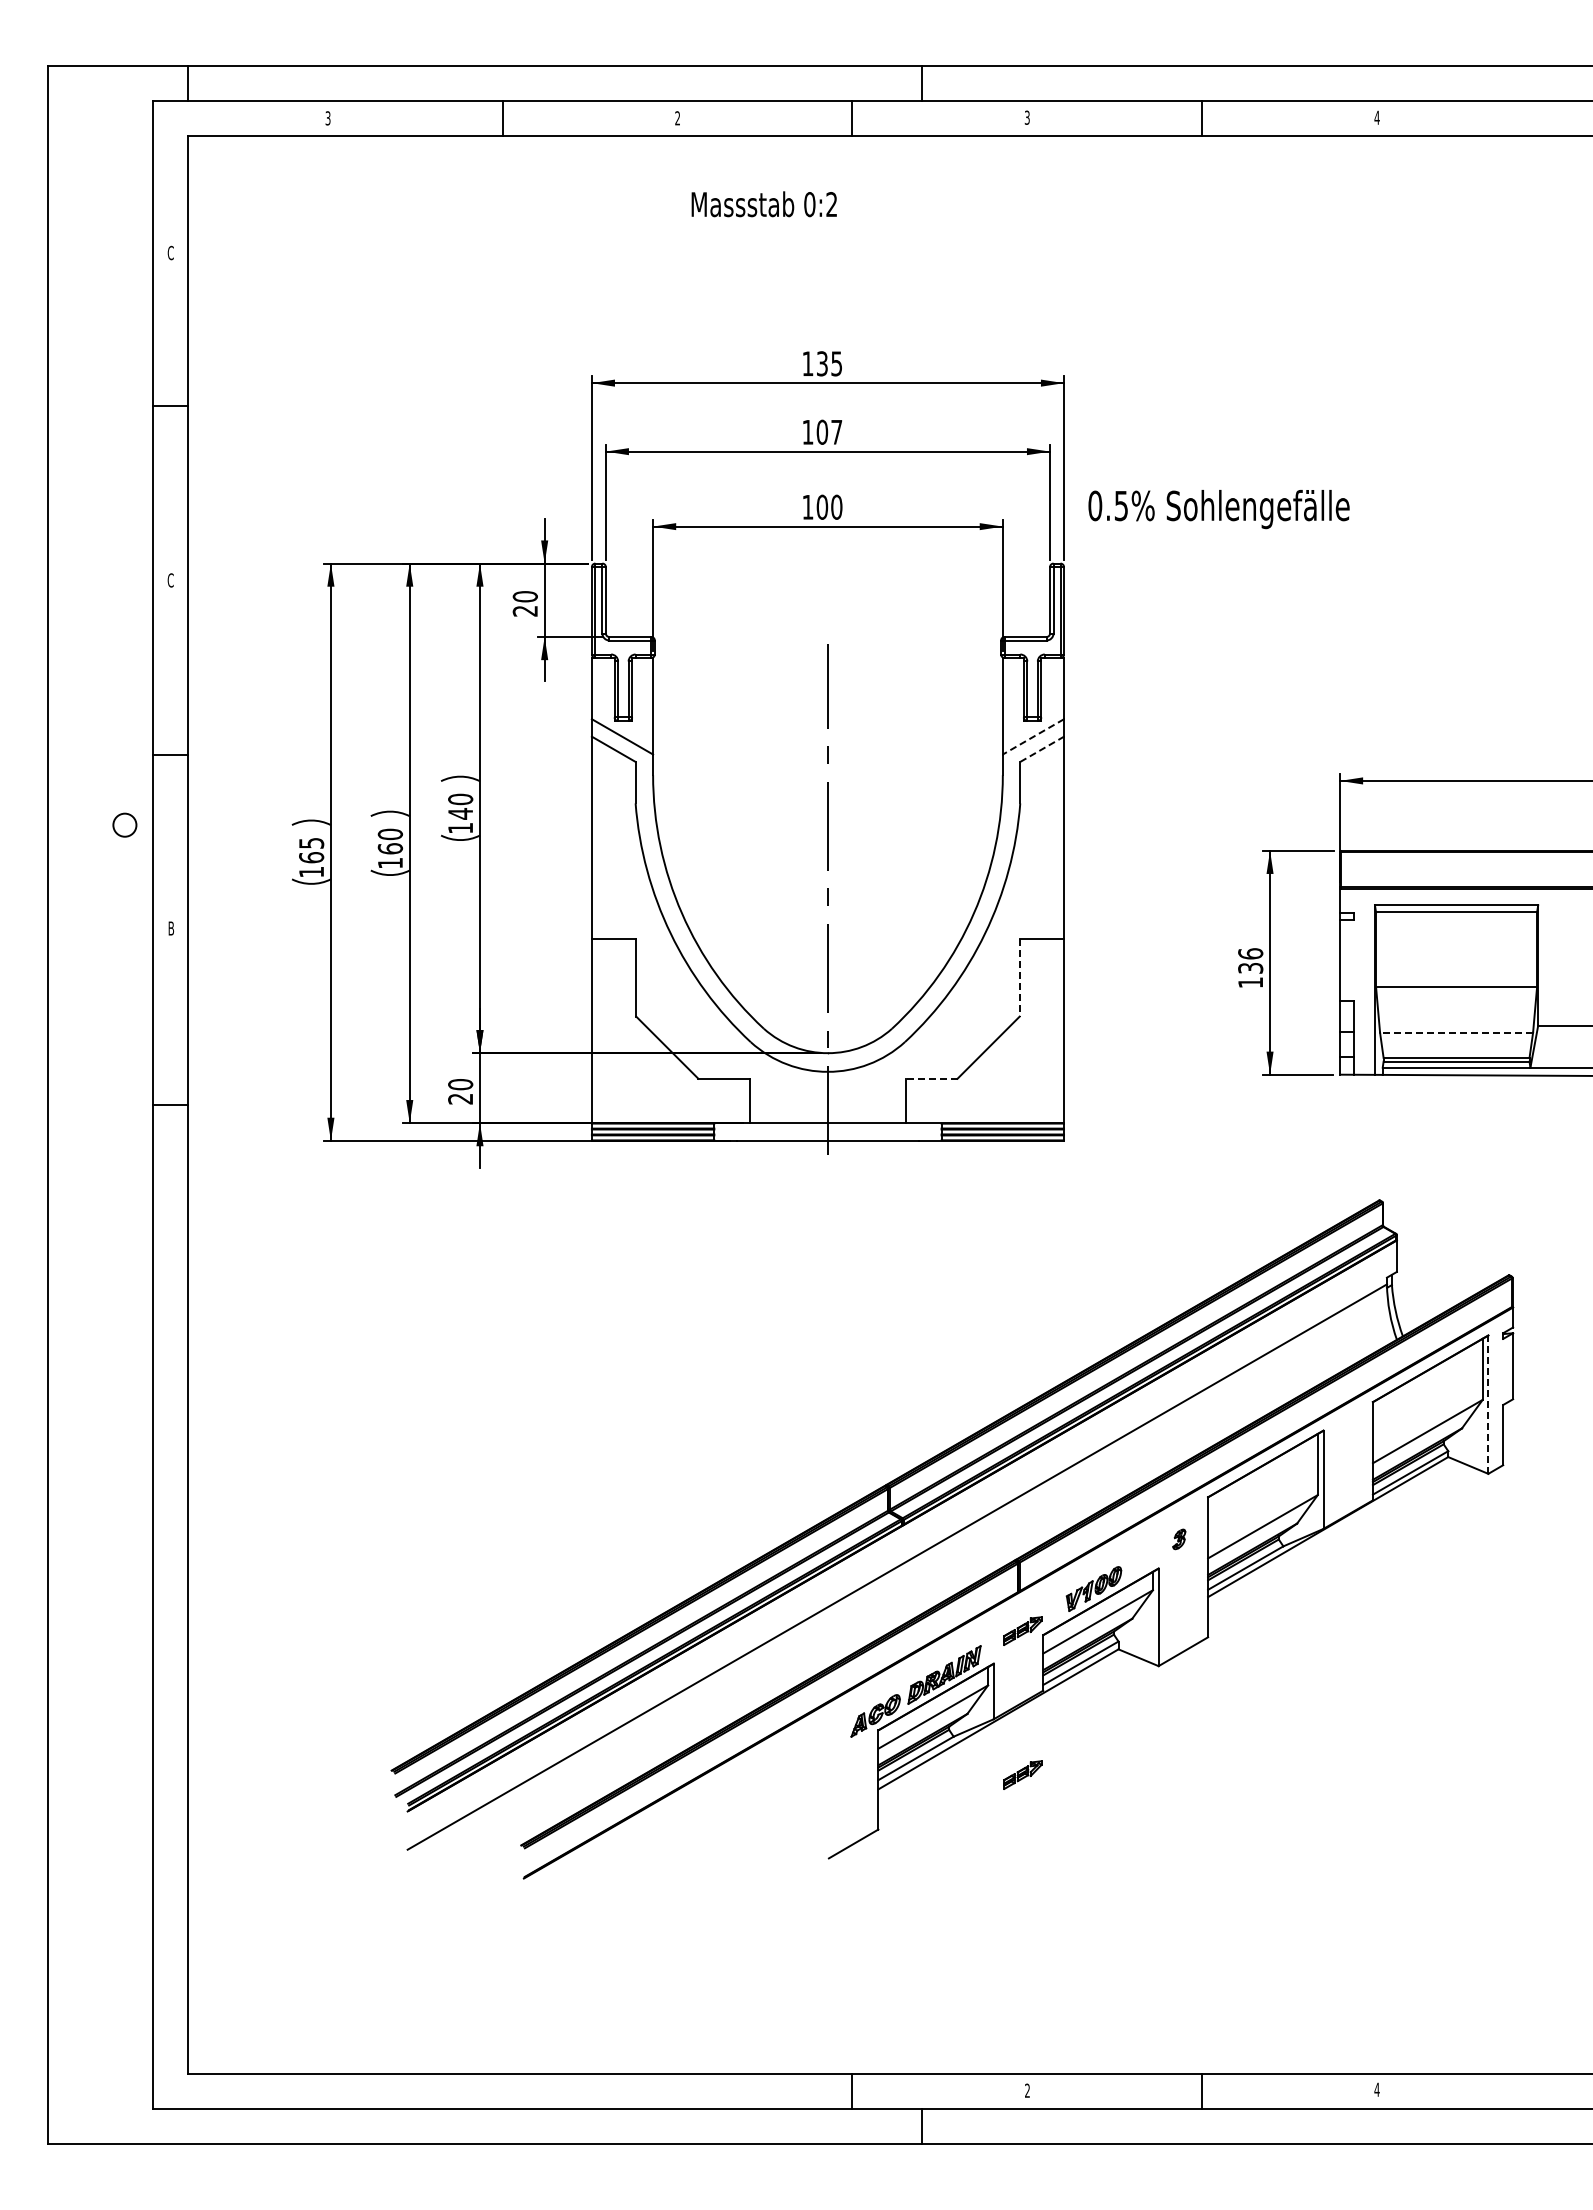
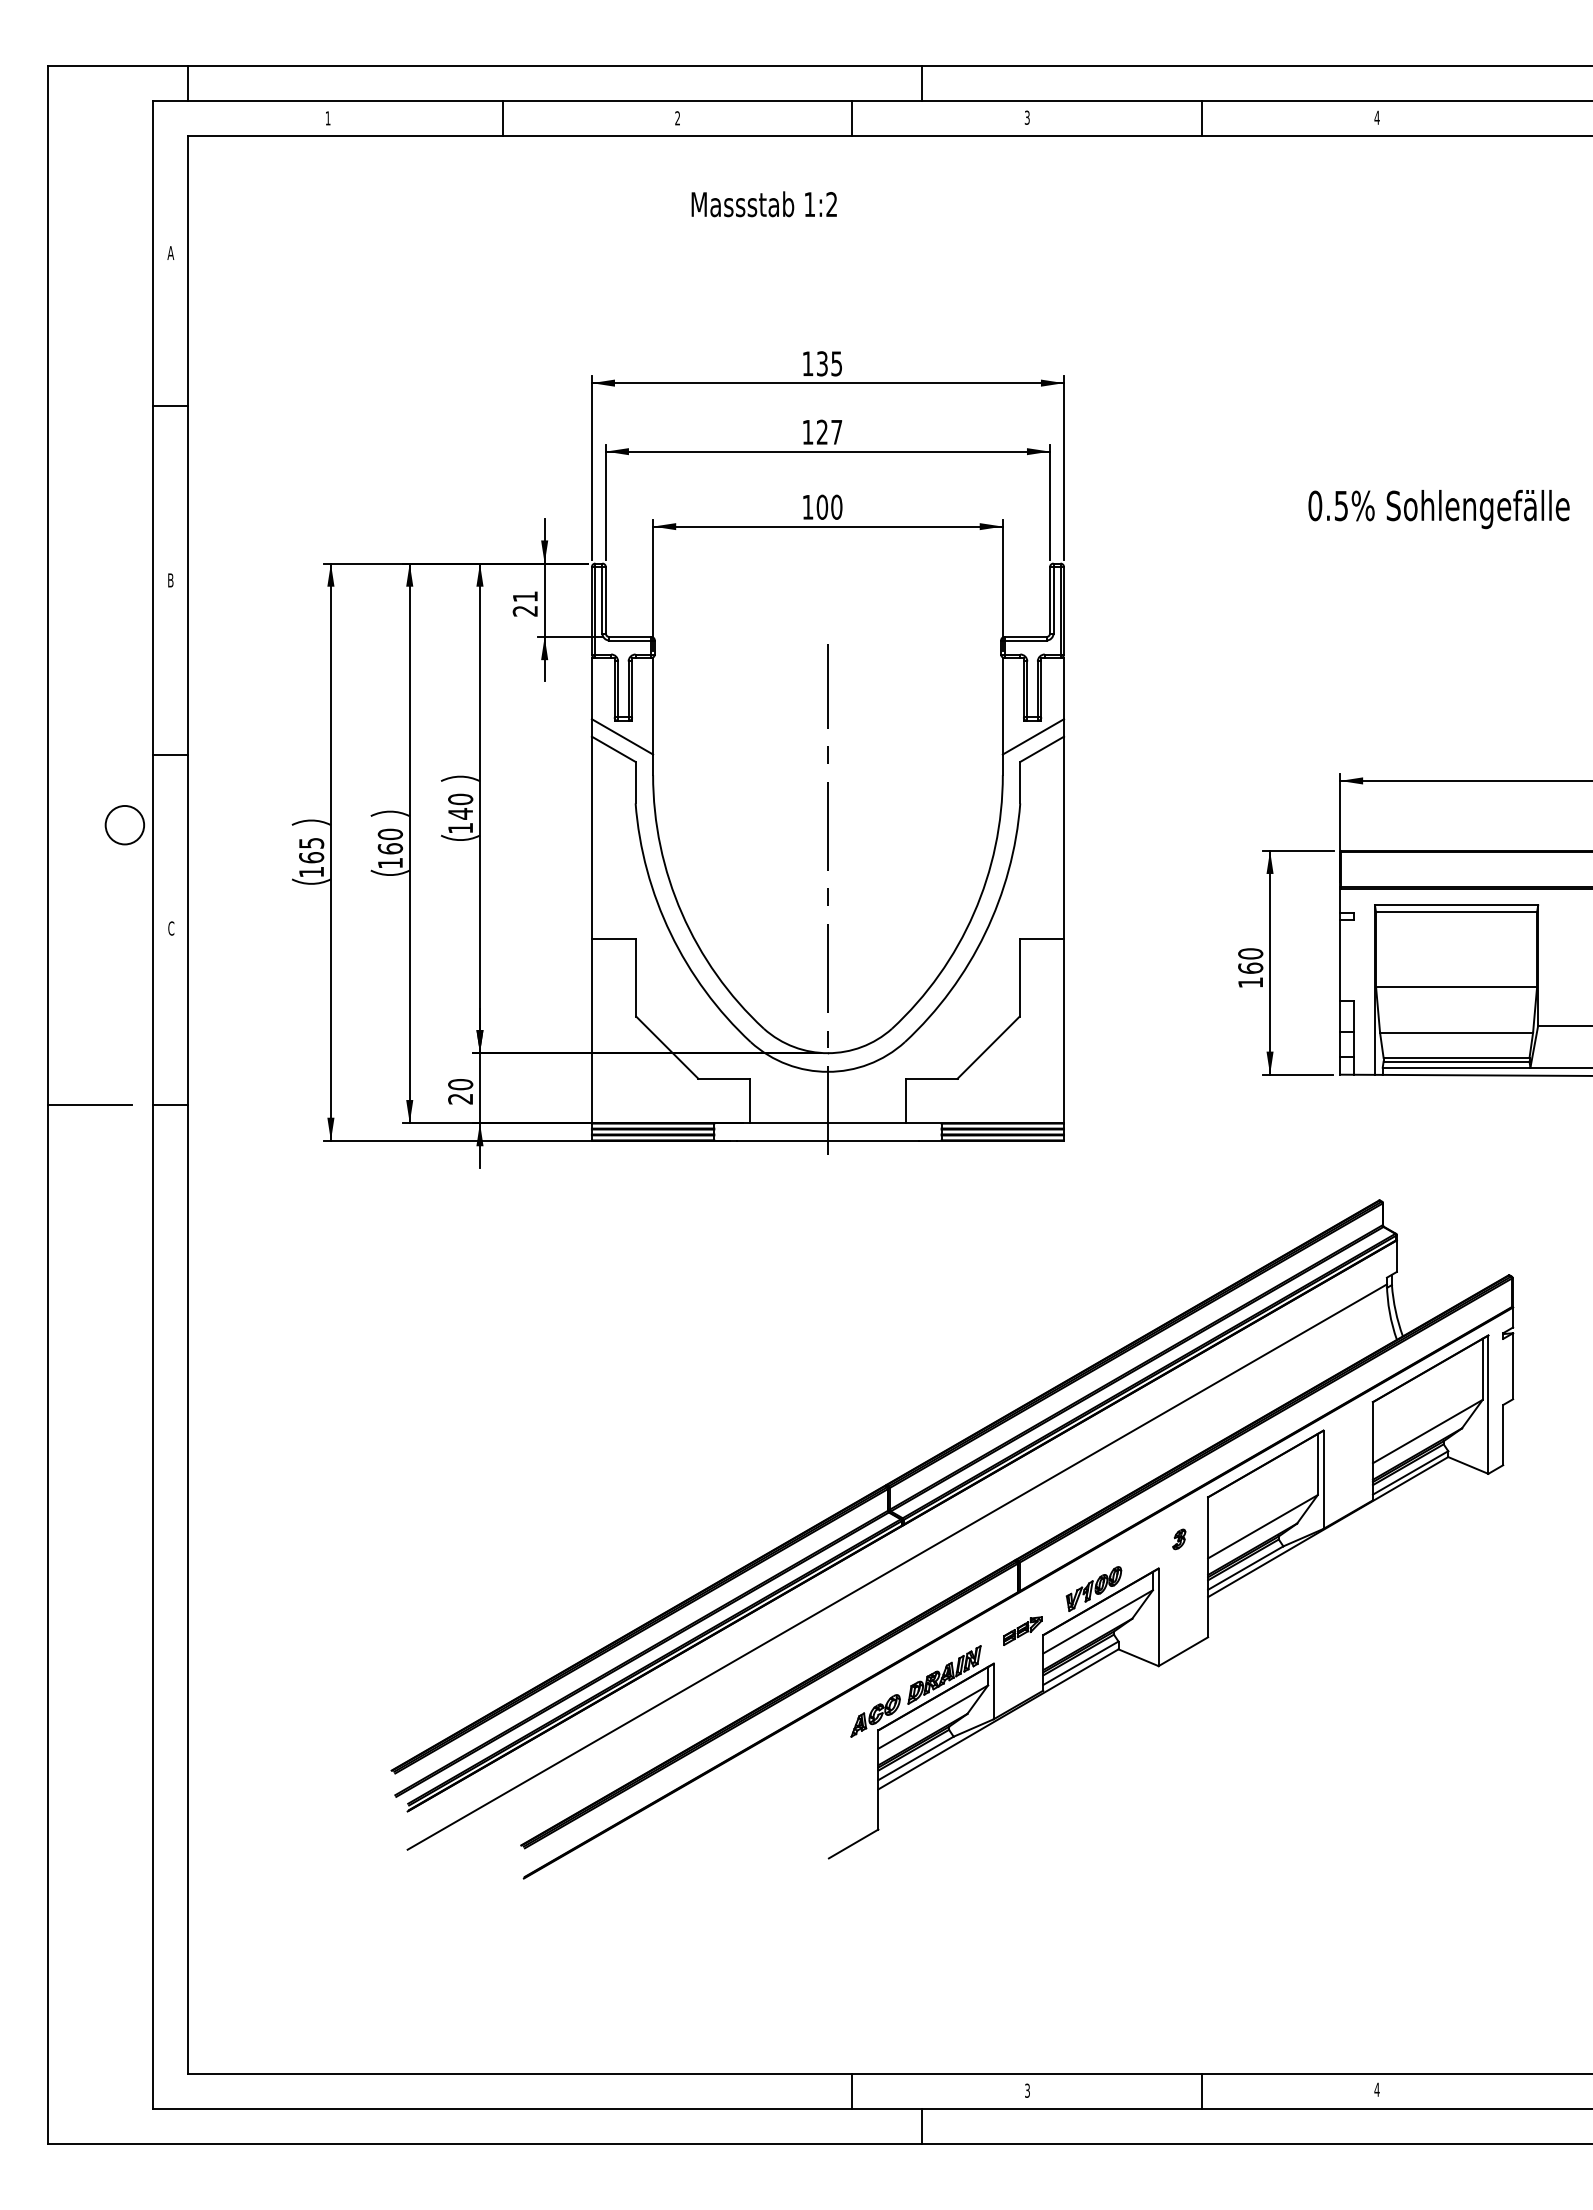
text: 3 -> 1 (327, 118)
text: 0:2 -> 1:2 (809, 204)
text: C -> A (170, 252)
text: 107 -> 127 (822, 431)
text position: (1218, 509) -> (1438, 509) (1438, 509)
text: C -> B (170, 580)
text: 20 -> 21 (524, 596)
line: dashed -> solid (1033, 737)
line: dashed -> solid (1042, 749)
circle diameter: 23 px -> 38 px (124, 824)
text: B -> C (171, 928)
text: 136 -> 160 (1250, 960)
line: dashed -> solid (1019, 977)
line: dashed -> solid (1456, 1032)
line: dashed -> solid (931, 1078)
line: none -> present (89, 1105)
line: dashed -> solid (1488, 1404)
part: present -> none (1022, 1774)
text: 2 -> 3 (1027, 2091)
